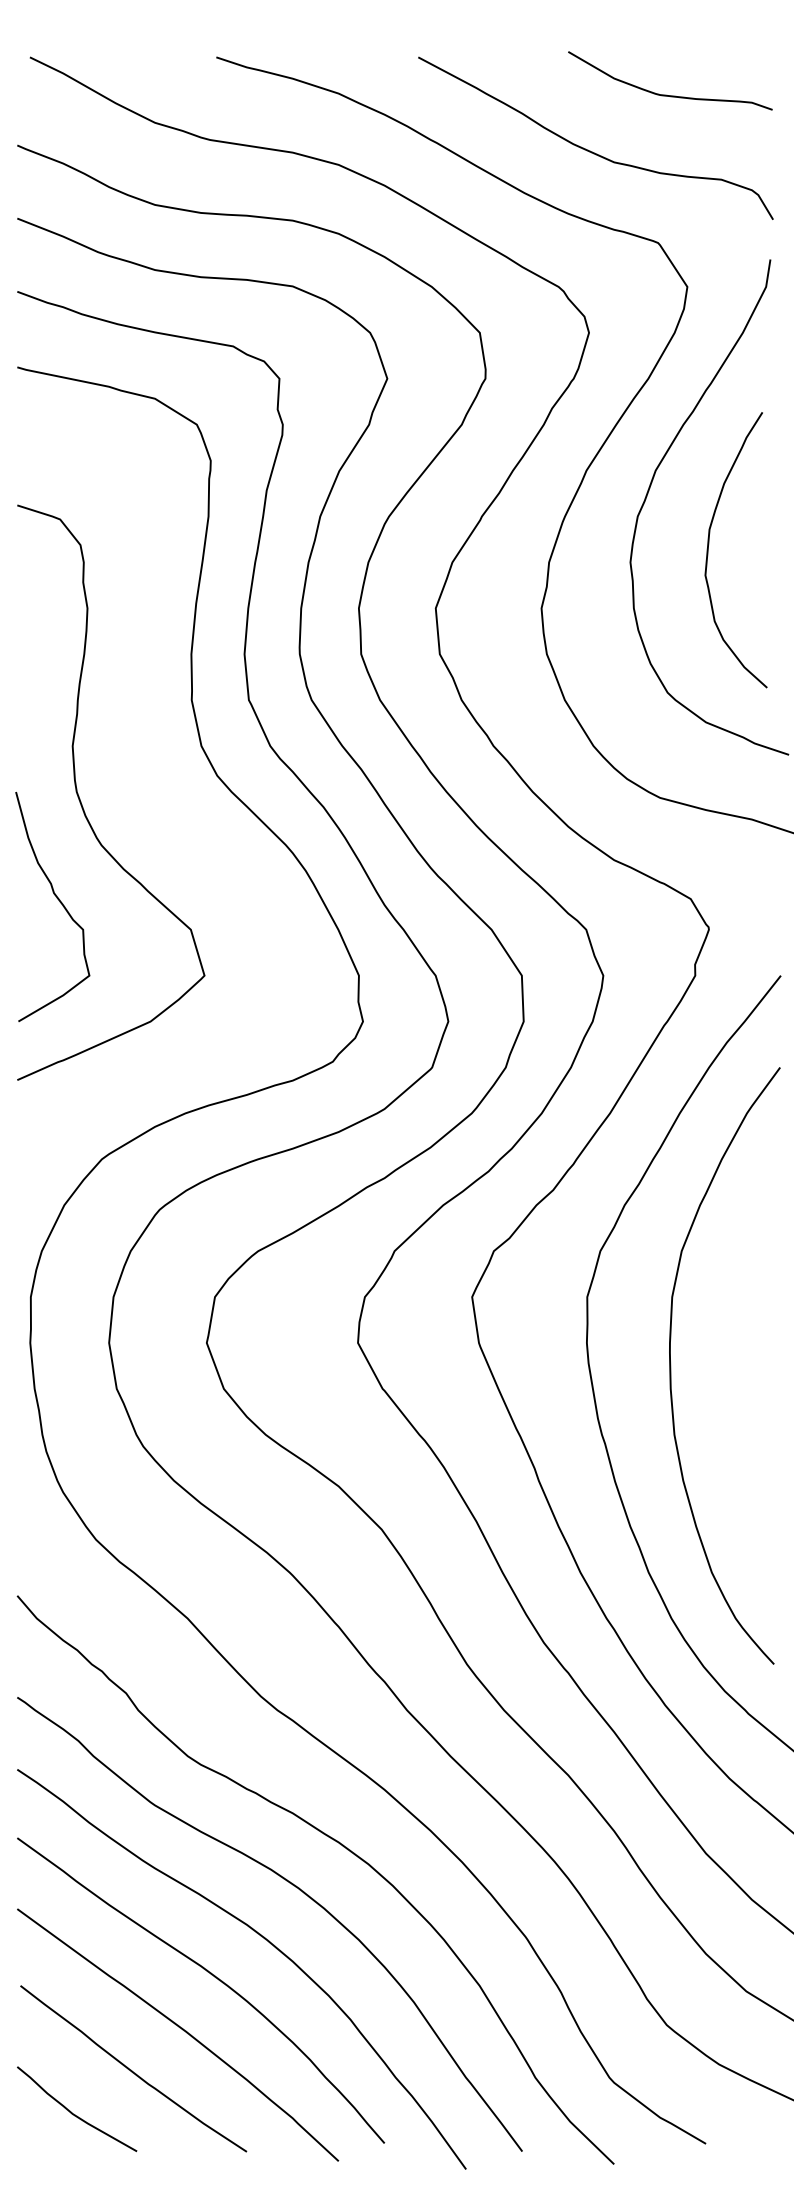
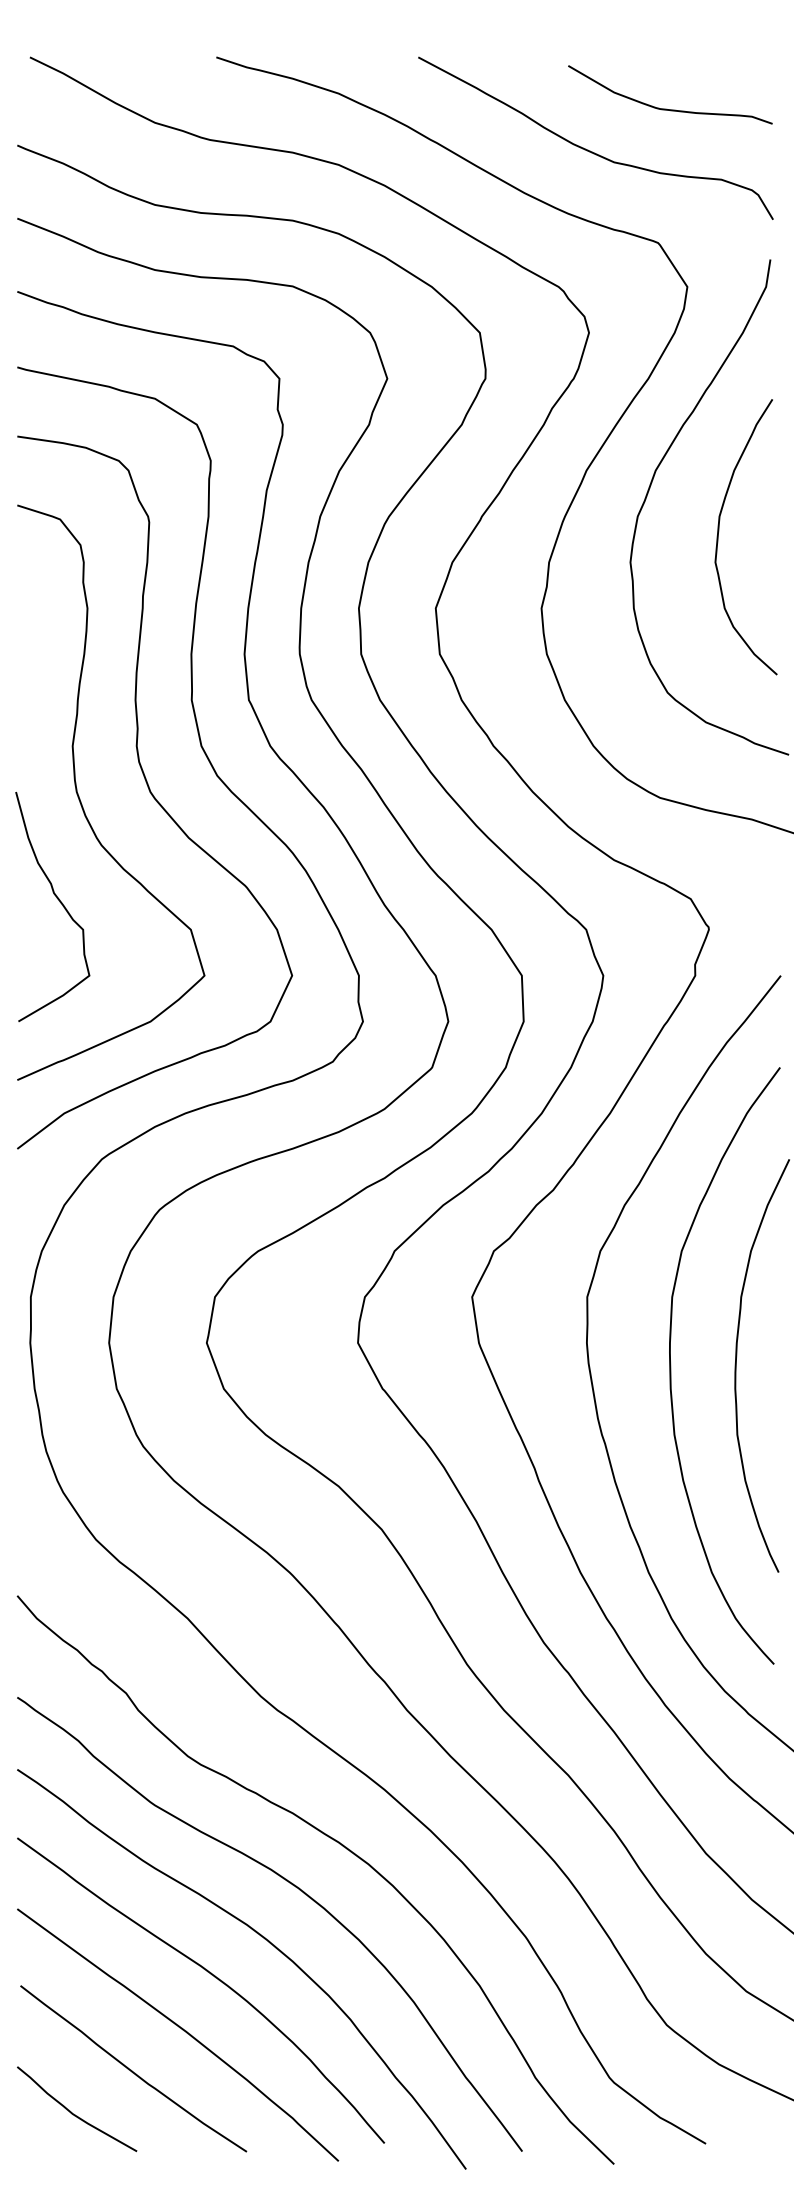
curve position: (666, 94) -> (666, 108) (666, 108)
curve position: (709, 544) -> (719, 531) (719, 531)
curve: none -> present (153, 794)
curve: none -> present (736, 1365)
